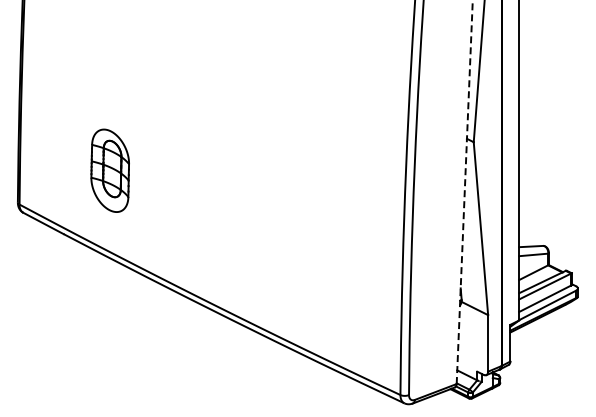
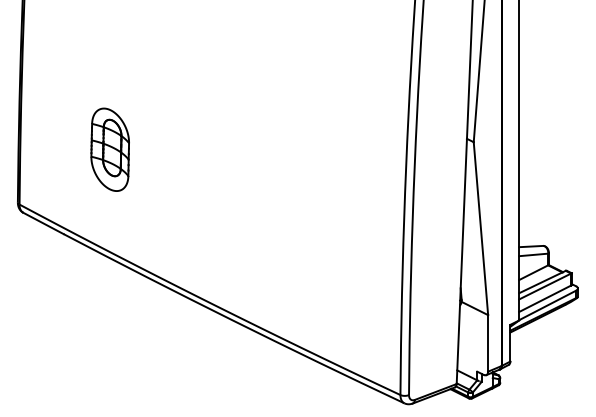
part position: (109, 170) -> (109, 149) (109, 149)
line: dashed -> solid (464, 192)
